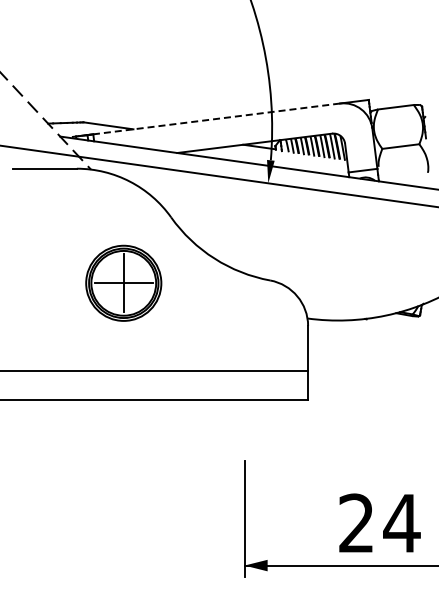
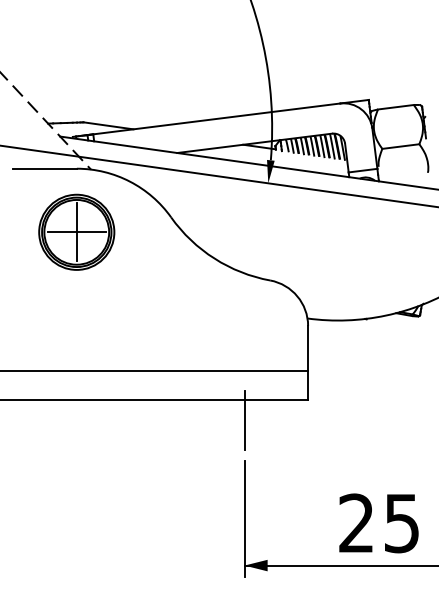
line: dashed -> solid (216, 119)
part position: (123, 282) -> (76, 231) (76, 231)
line: none -> present (244, 420)
text: 24 -> 25 (401, 523)
